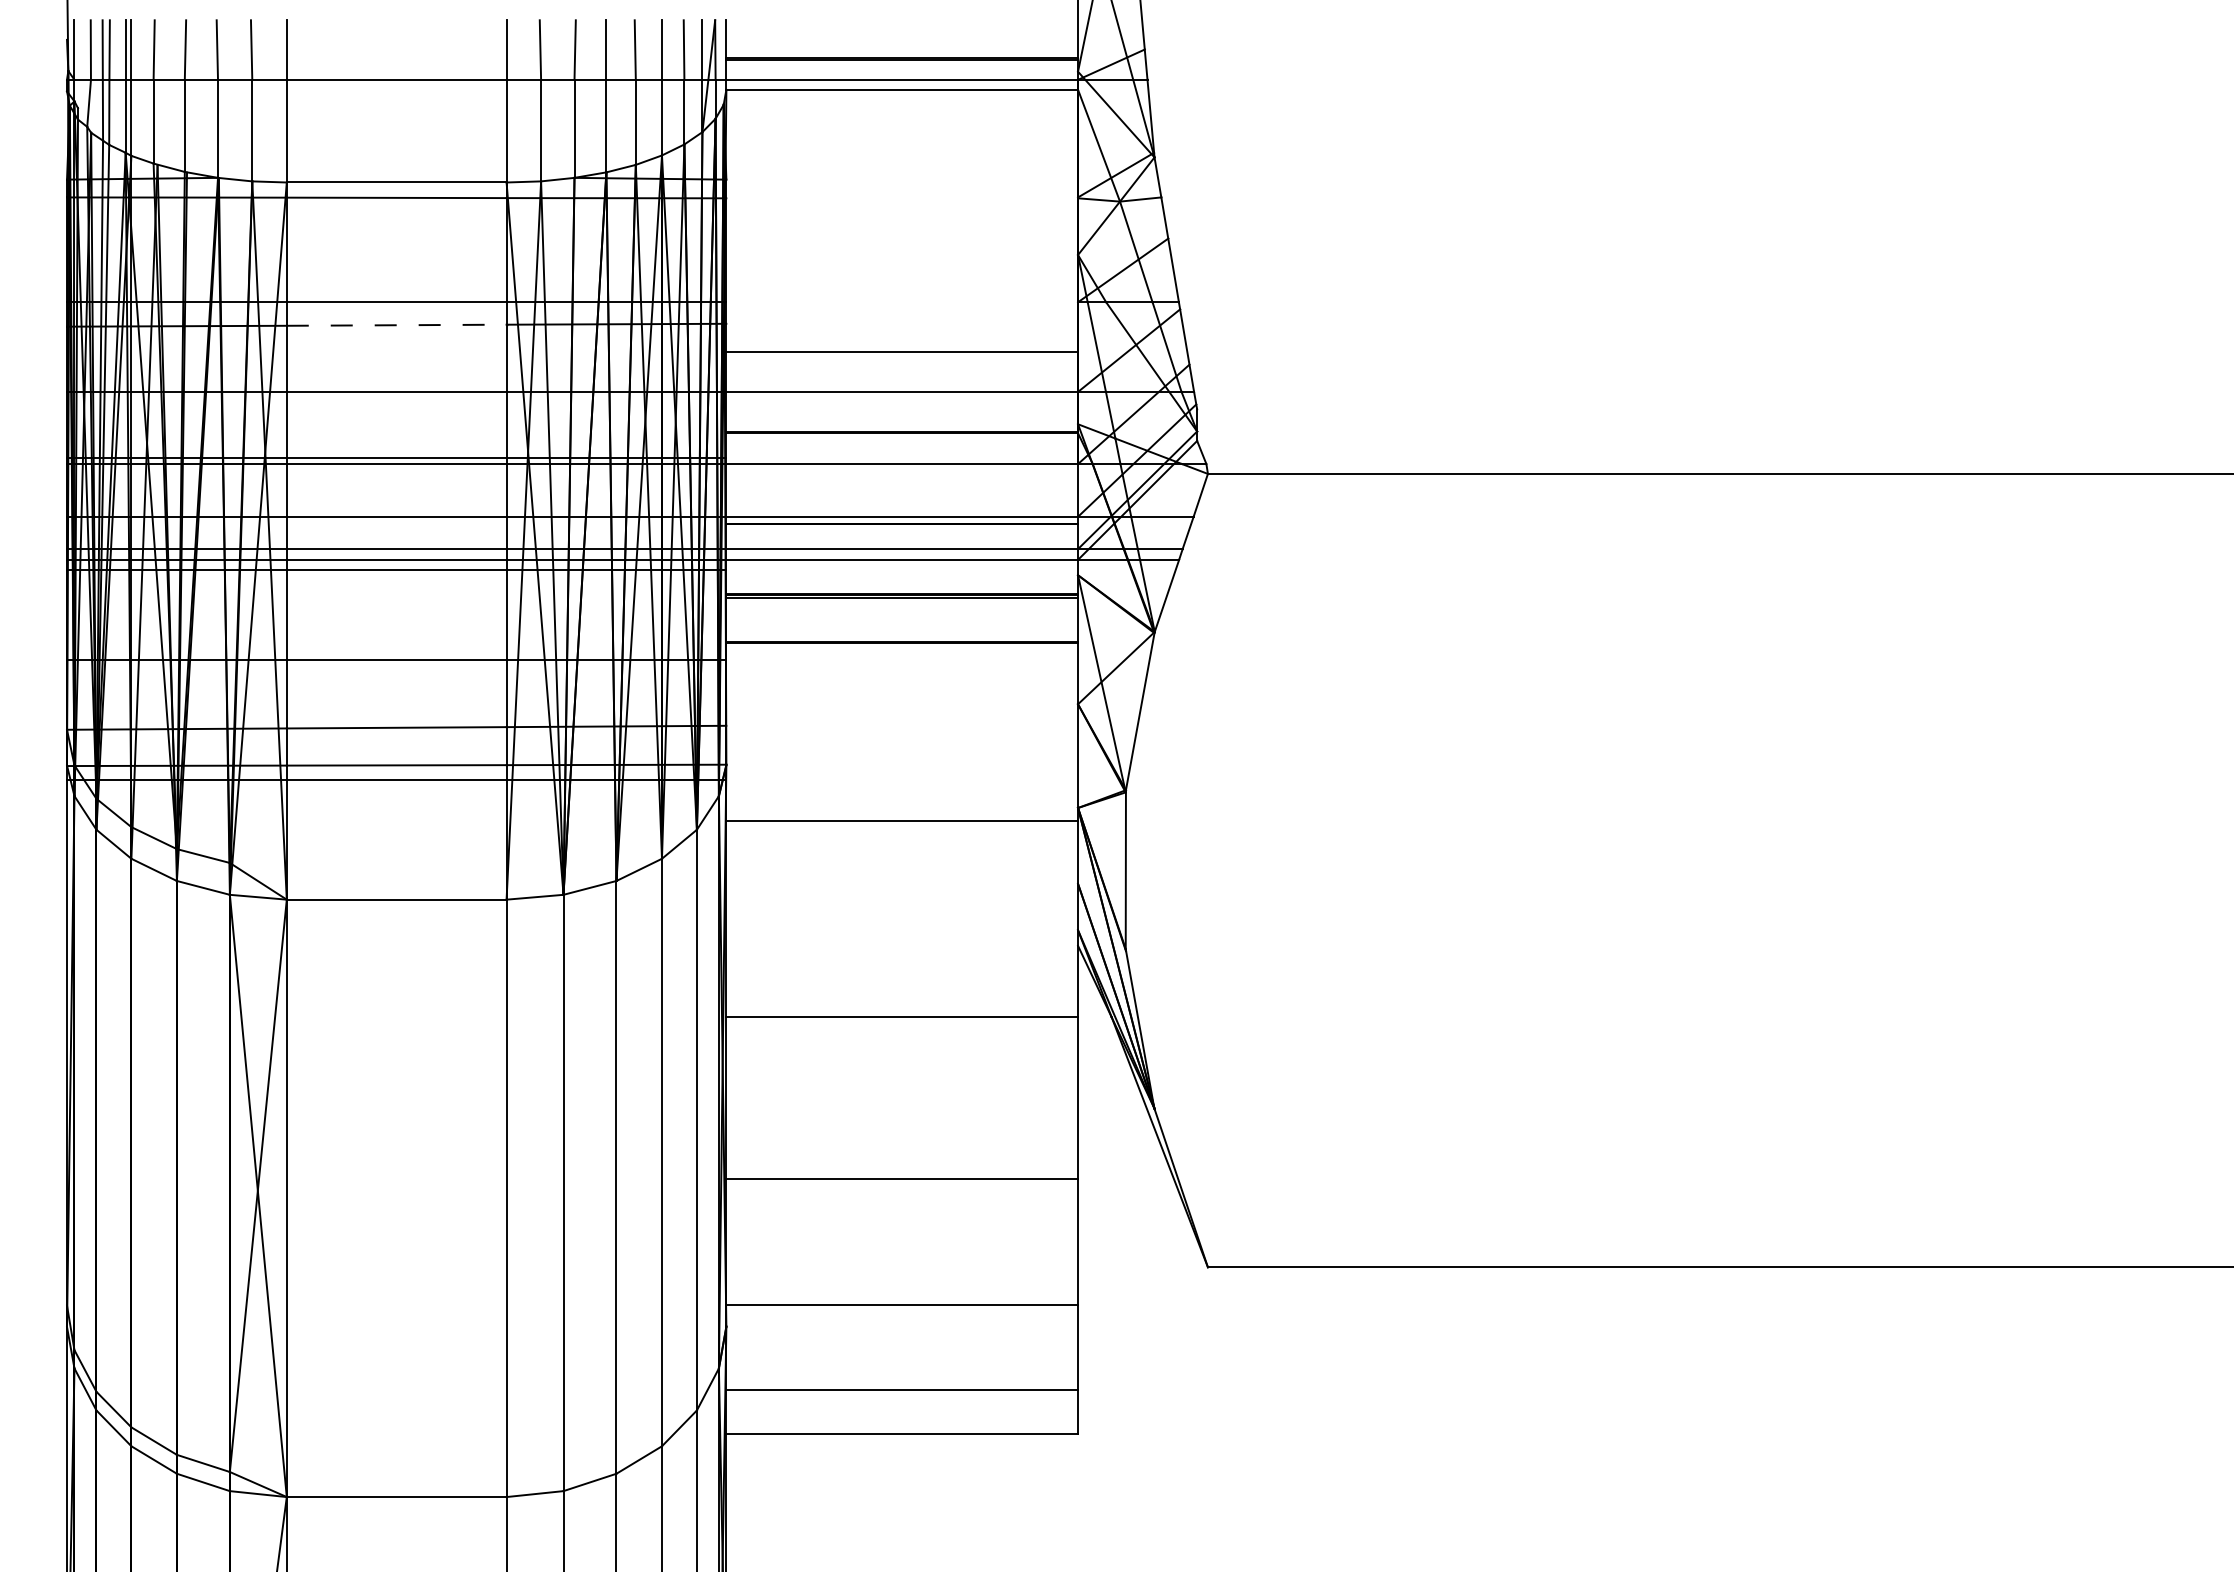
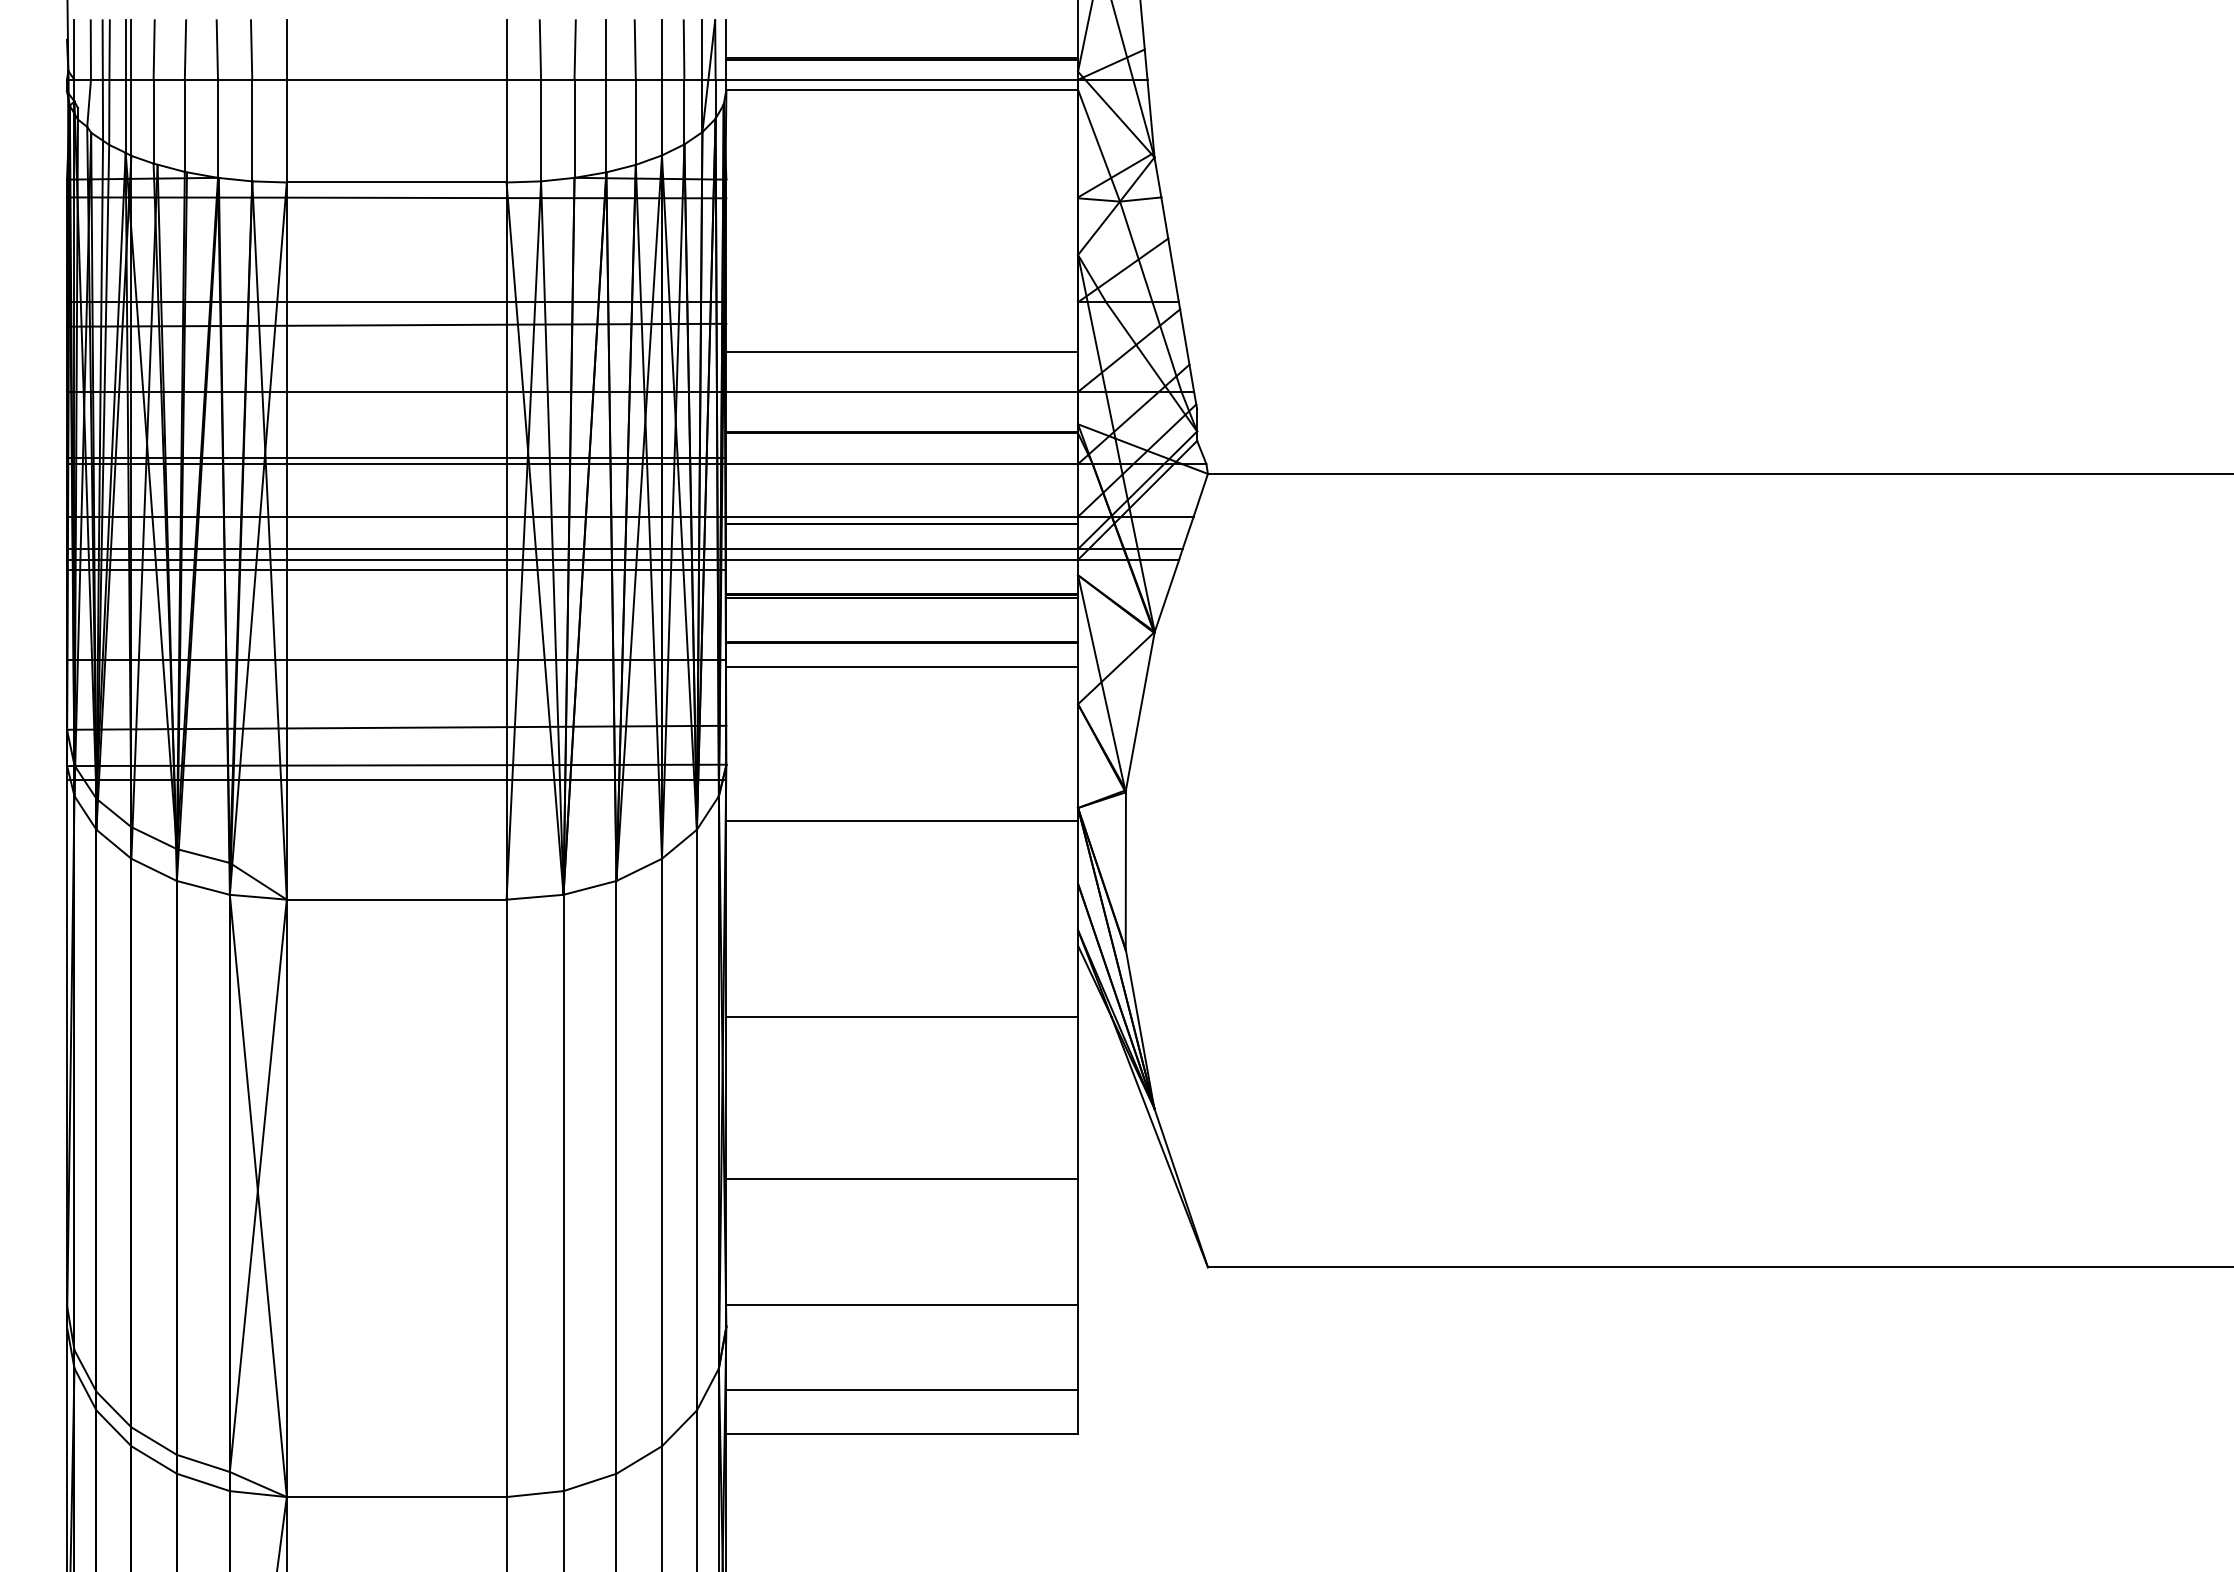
line: dashed -> solid (396, 325)
line: none -> present (902, 666)
